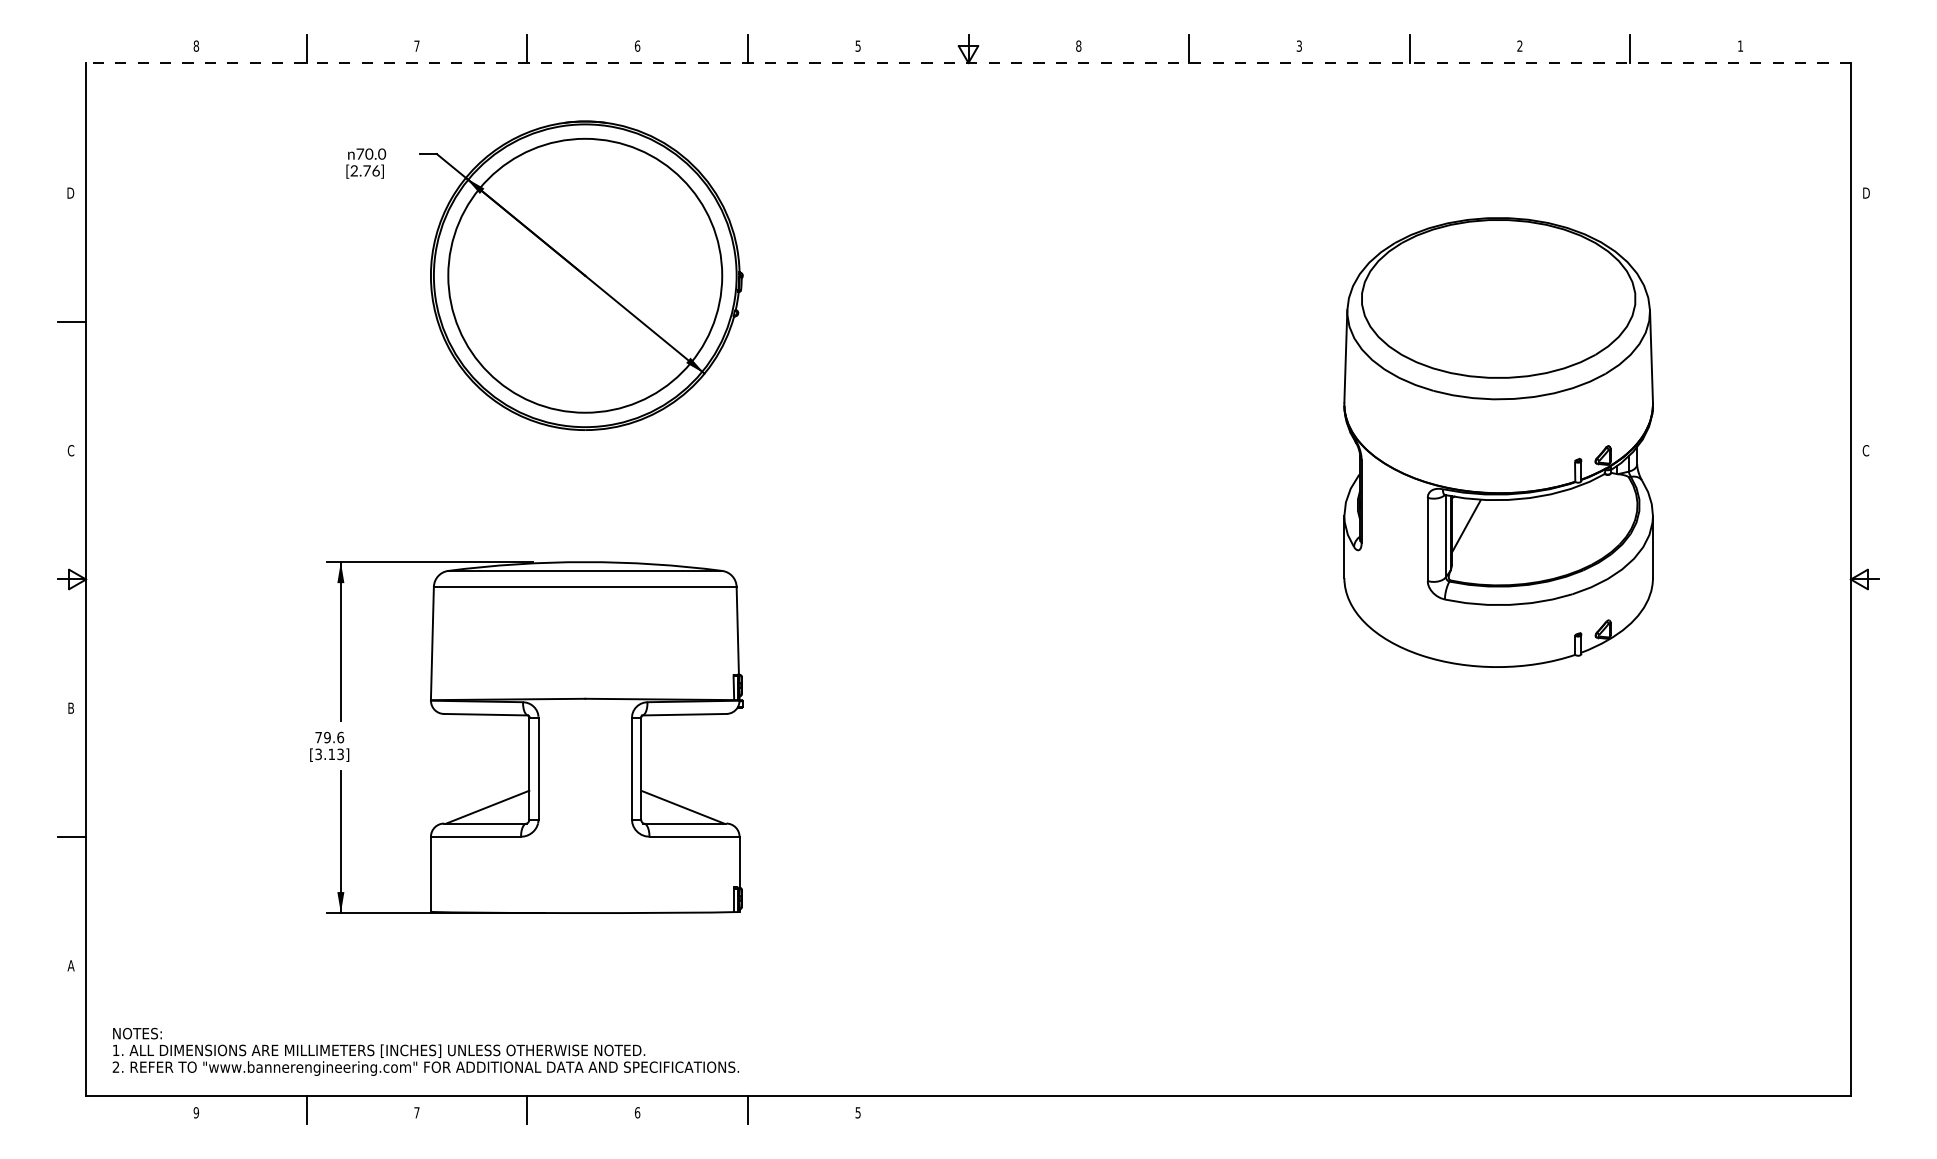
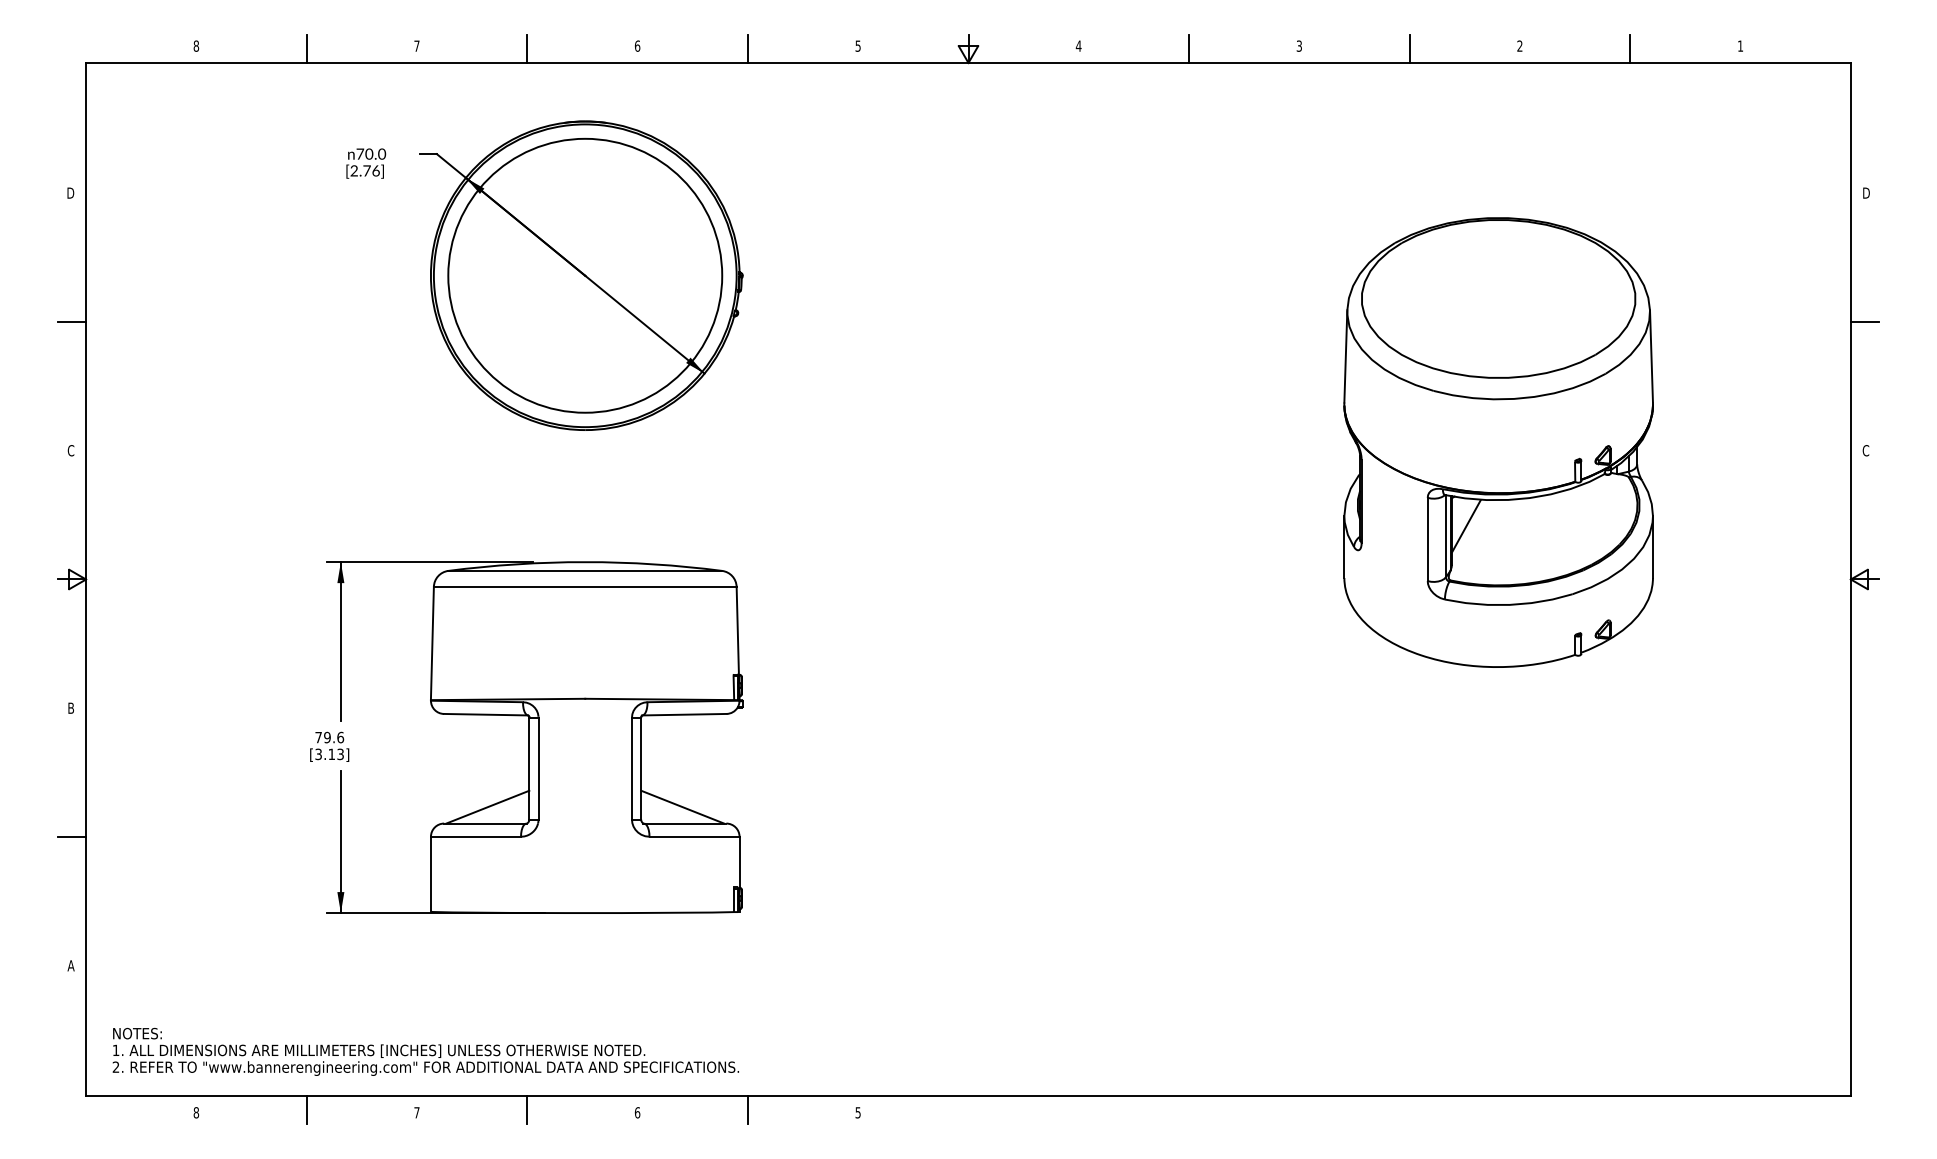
text: 8 -> 4 (1078, 45)
line: dashed -> solid (968, 62)
line: none -> present (1864, 321)
text: 9 -> 8 (196, 1112)
